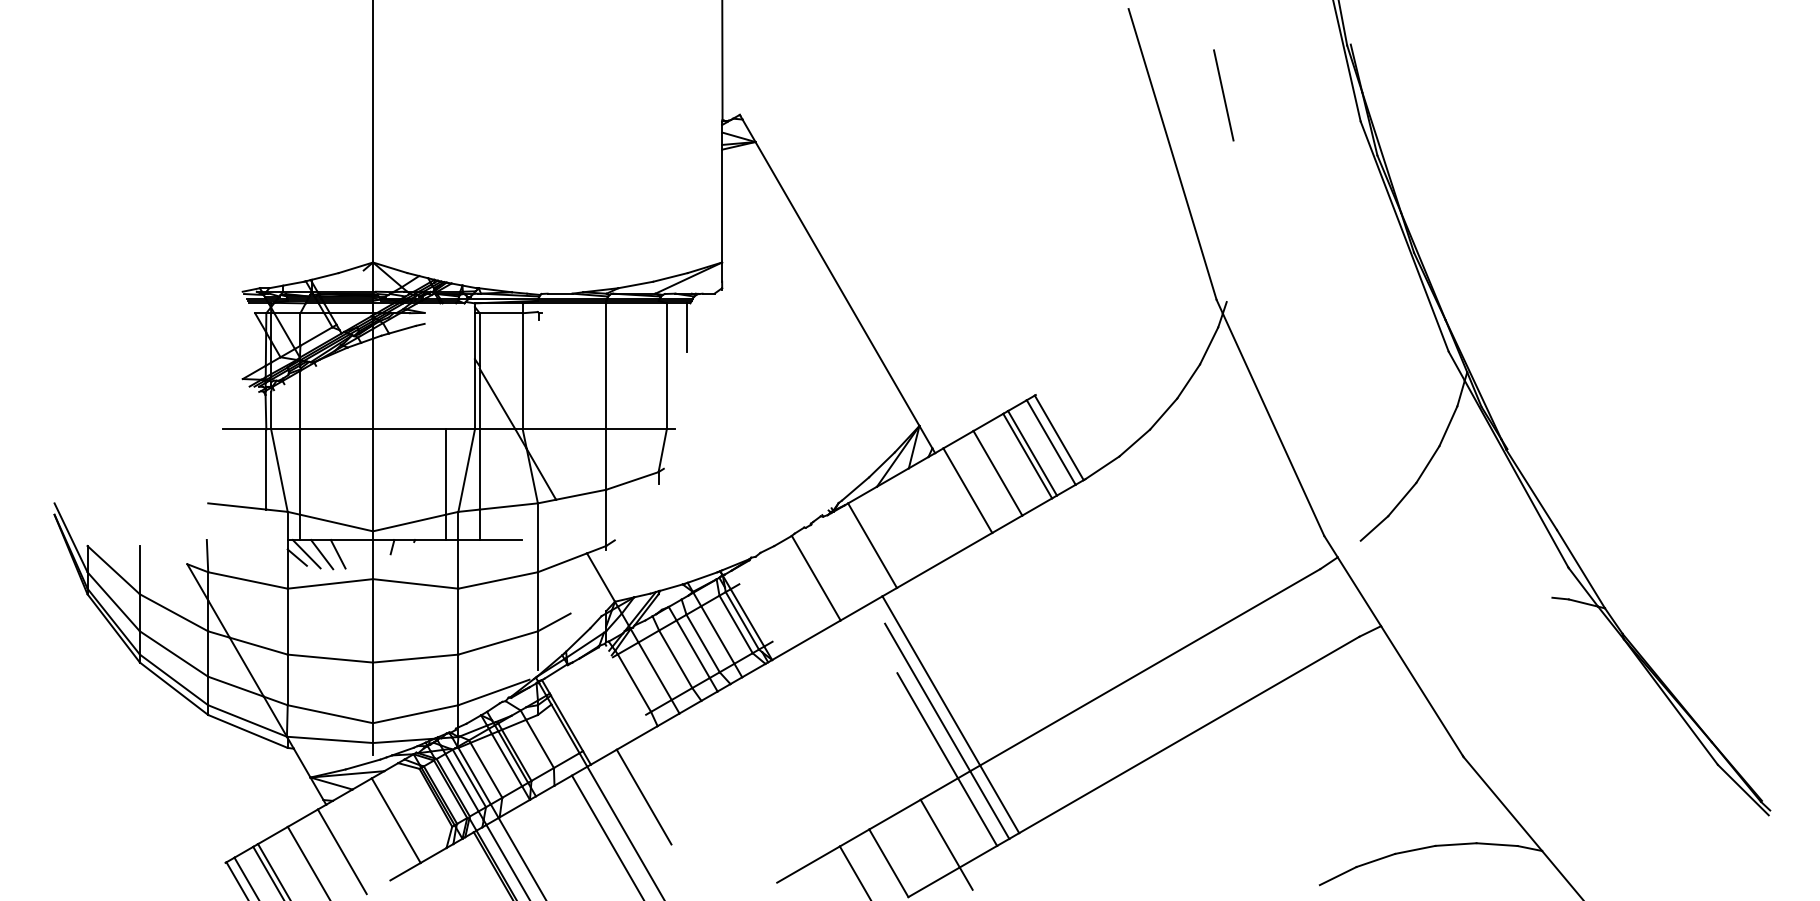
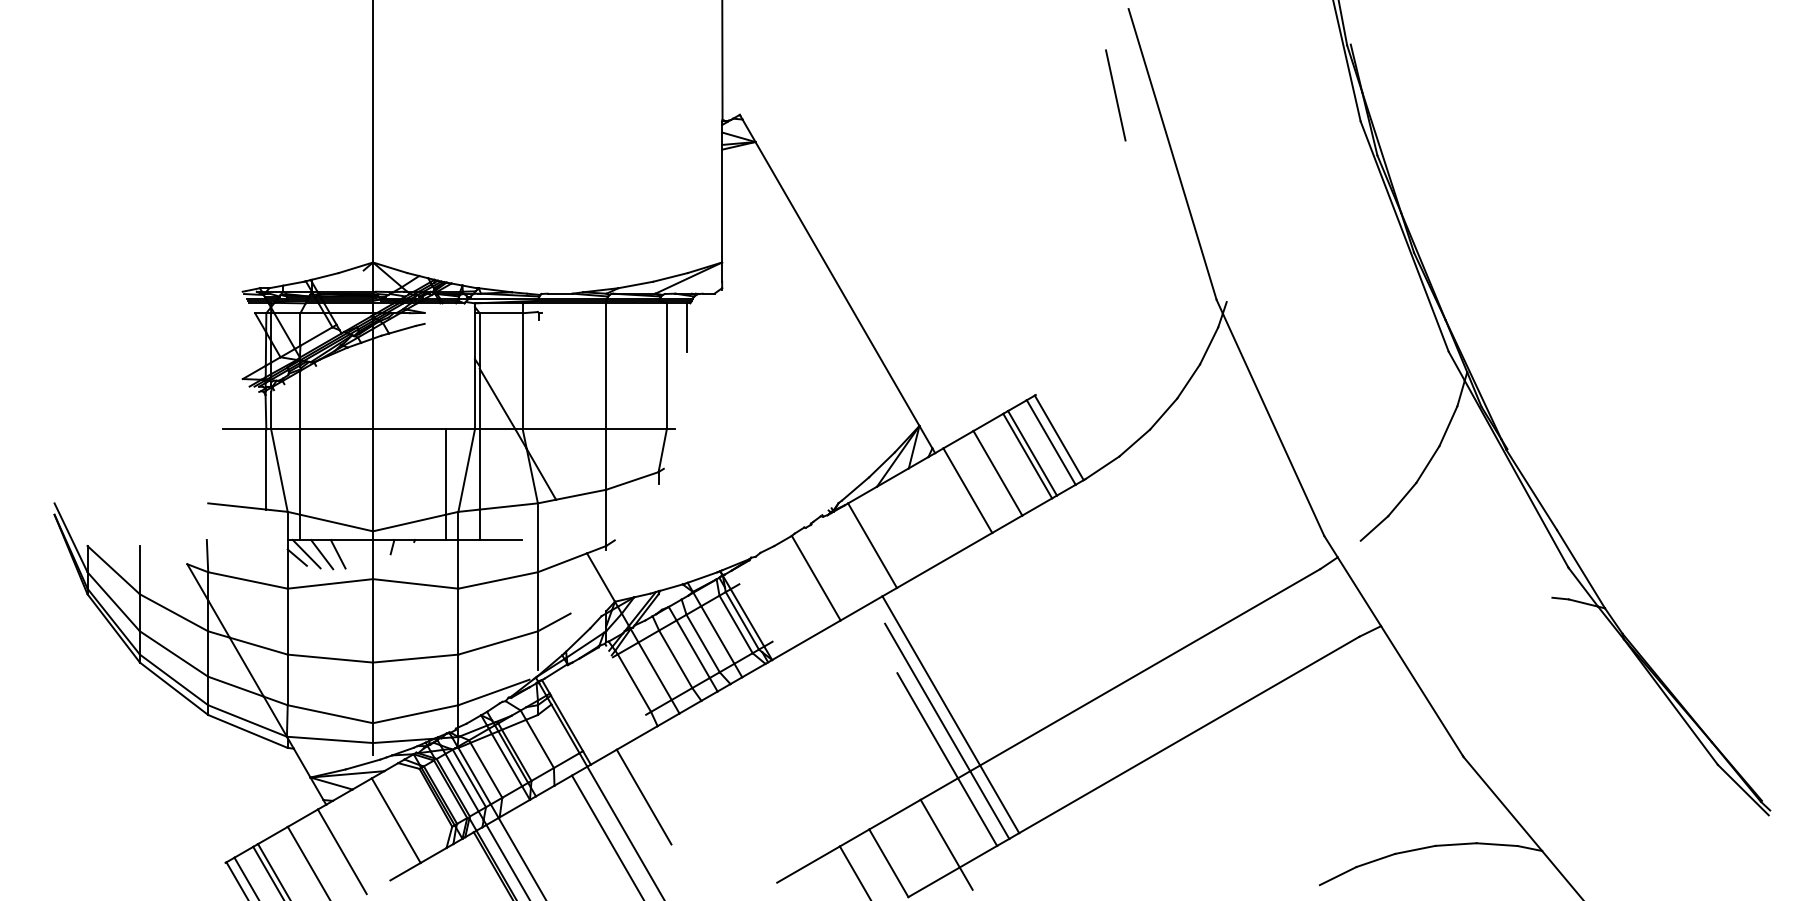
line position: (1223, 95) -> (1115, 95) (1115, 95)
